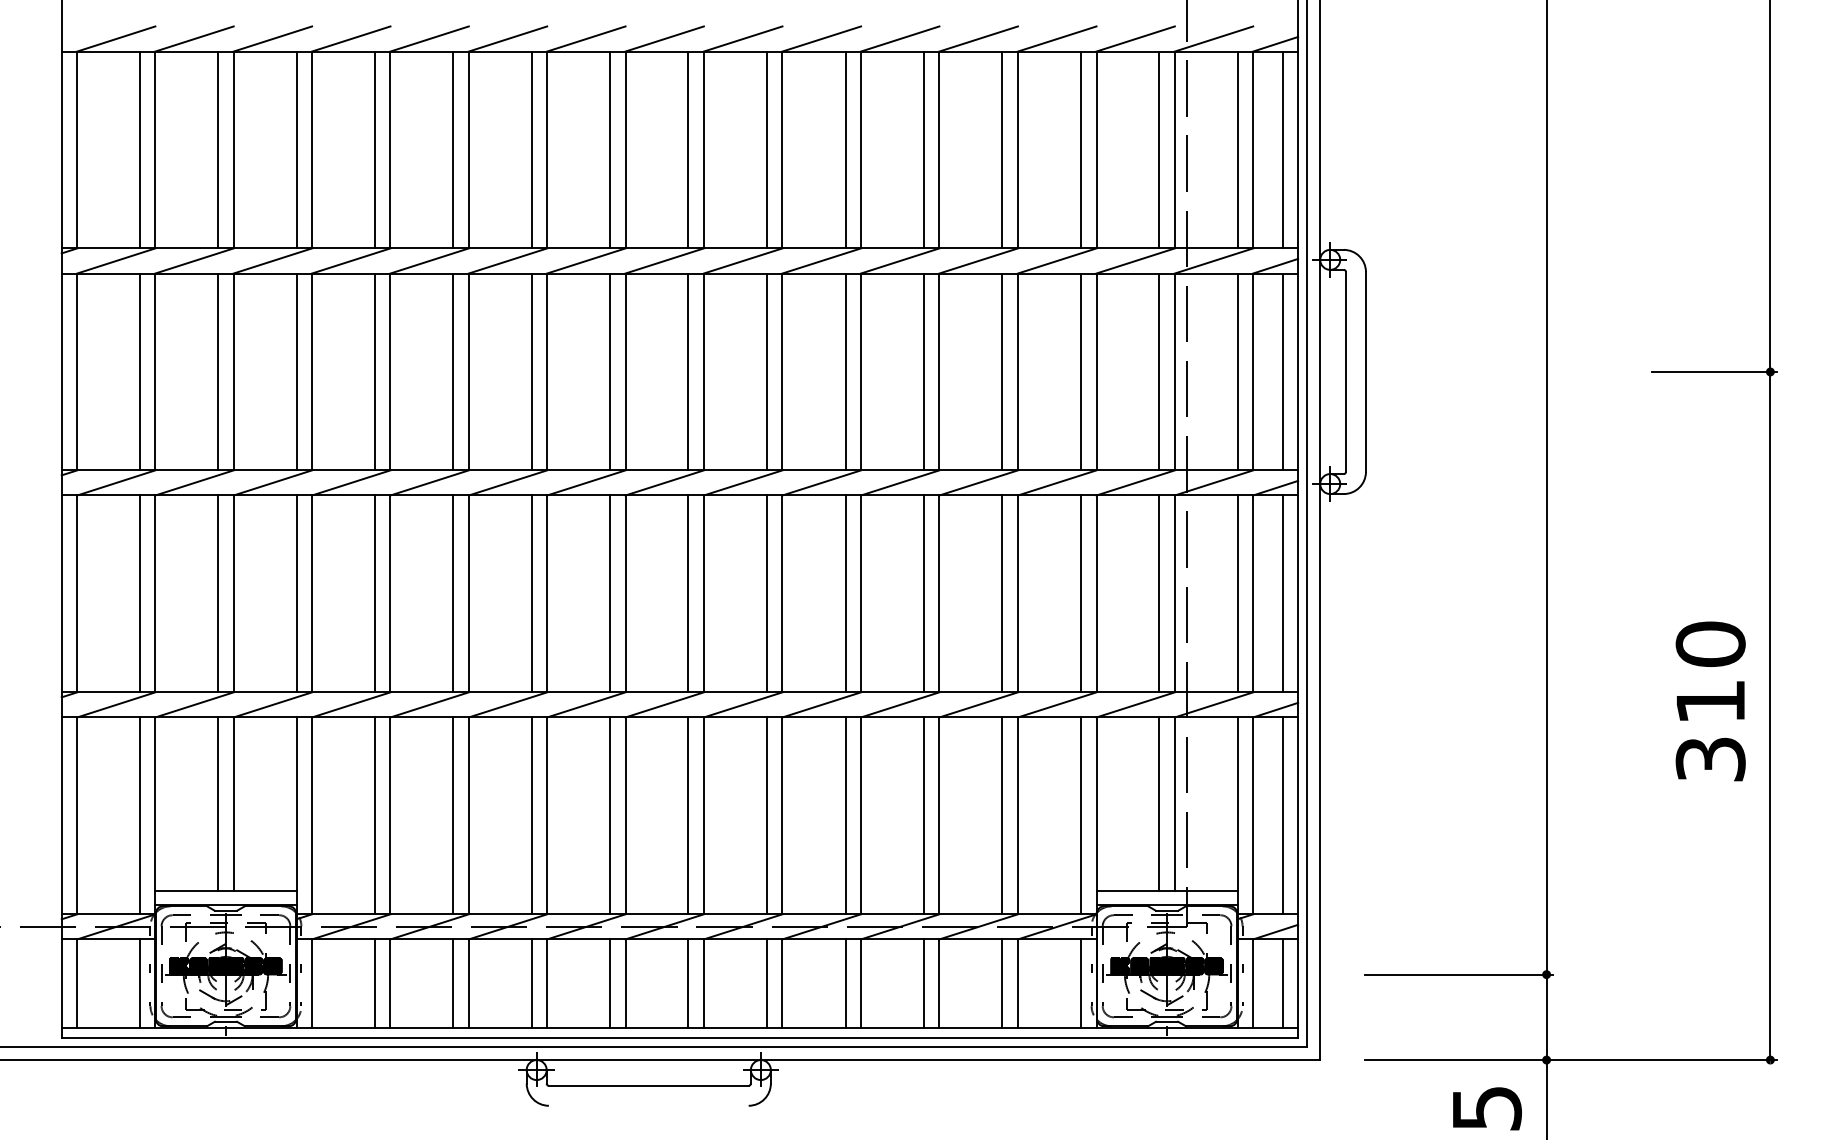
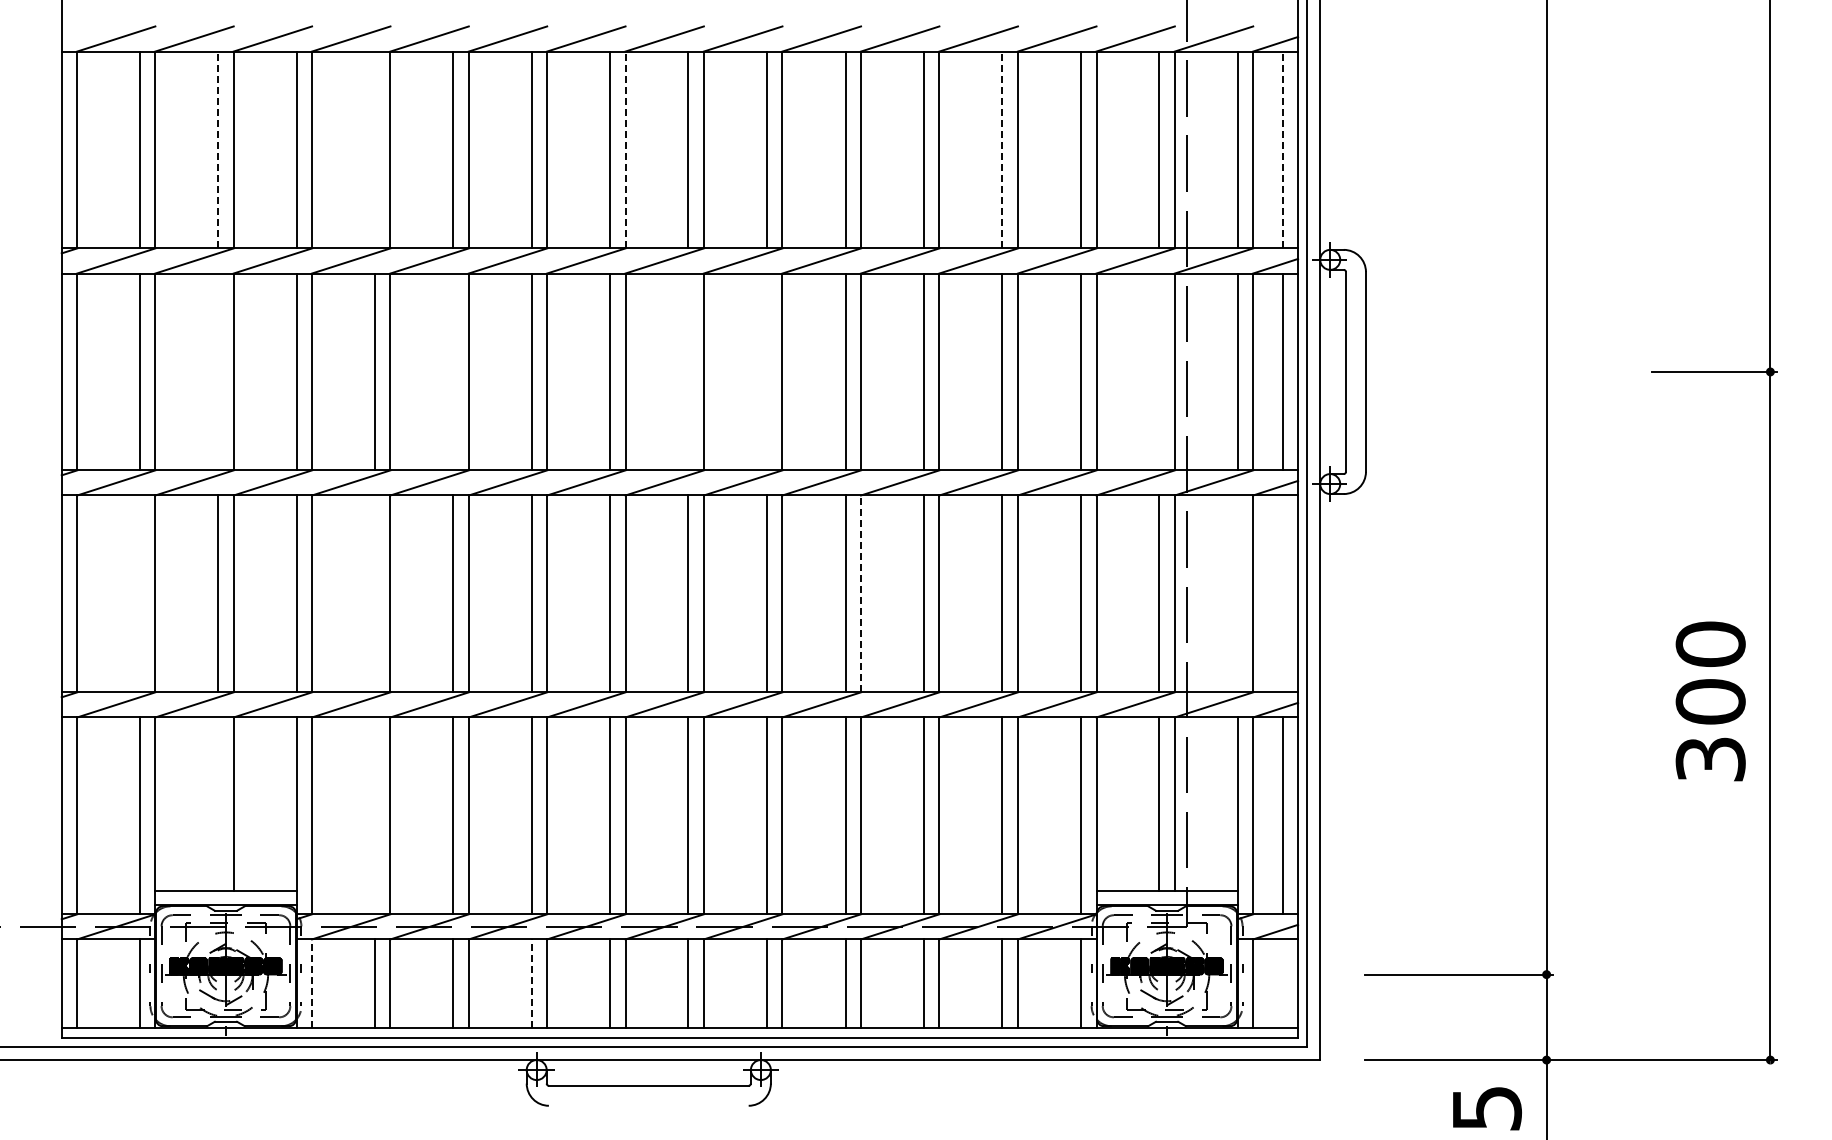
line: solid -> dashed (218, 149)
line: present -> none (374, 149)
line: solid -> dashed (625, 149)
line: solid -> dashed (1002, 149)
line: solid -> dashed (1282, 149)
line: present -> none (218, 371)
line: present -> none (453, 371)
line: present -> none (688, 371)
line: present -> none (766, 371)
line: present -> none (1159, 371)
line: present -> none (139, 593)
line: present -> none (374, 593)
line: solid -> dashed (861, 593)
line: present -> none (1237, 593)
line: present -> none (1282, 593)
text: 310 -> 300 (1710, 701)
line: present -> none (218, 804)
line: present -> none (374, 815)
line: solid -> dashed (312, 983)
line: solid -> dashed (531, 983)
line: present -> none (1282, 983)
